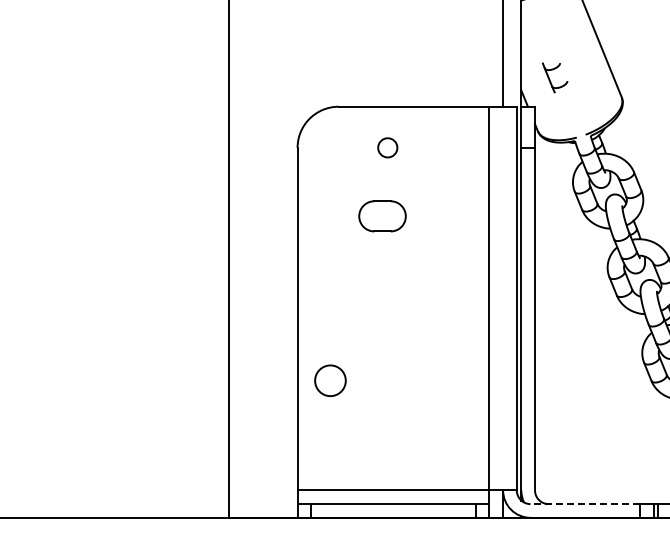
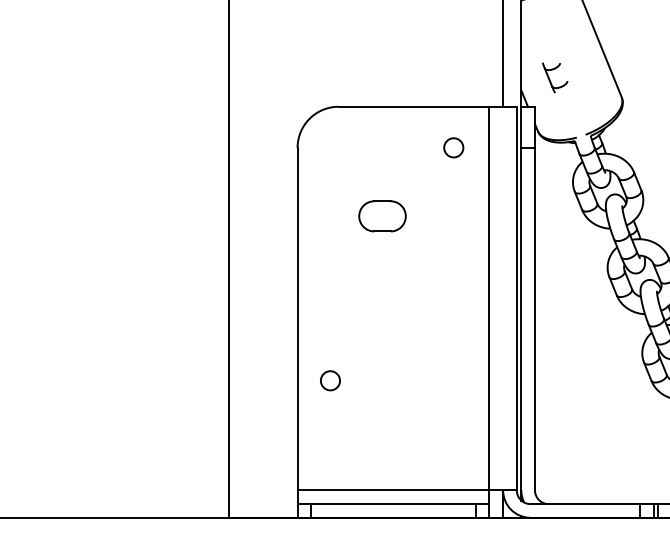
circle position: (387, 147) -> (453, 147) (453, 147)
circle diameter: 31 px -> 19 px (330, 380)
line: dashed -> solid (585, 504)
